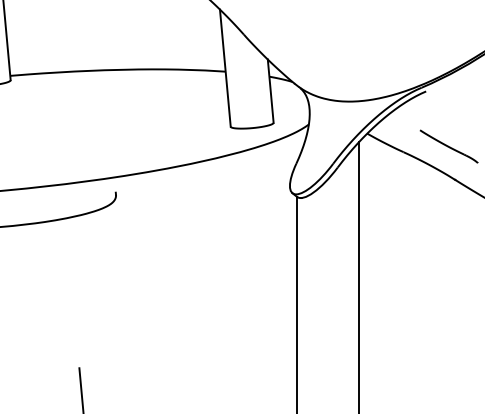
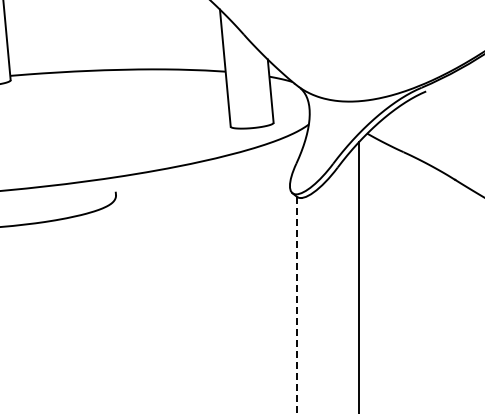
line: present -> none (448, 146)
line: solid -> dashed (296, 305)
line: present -> none (81, 389)
